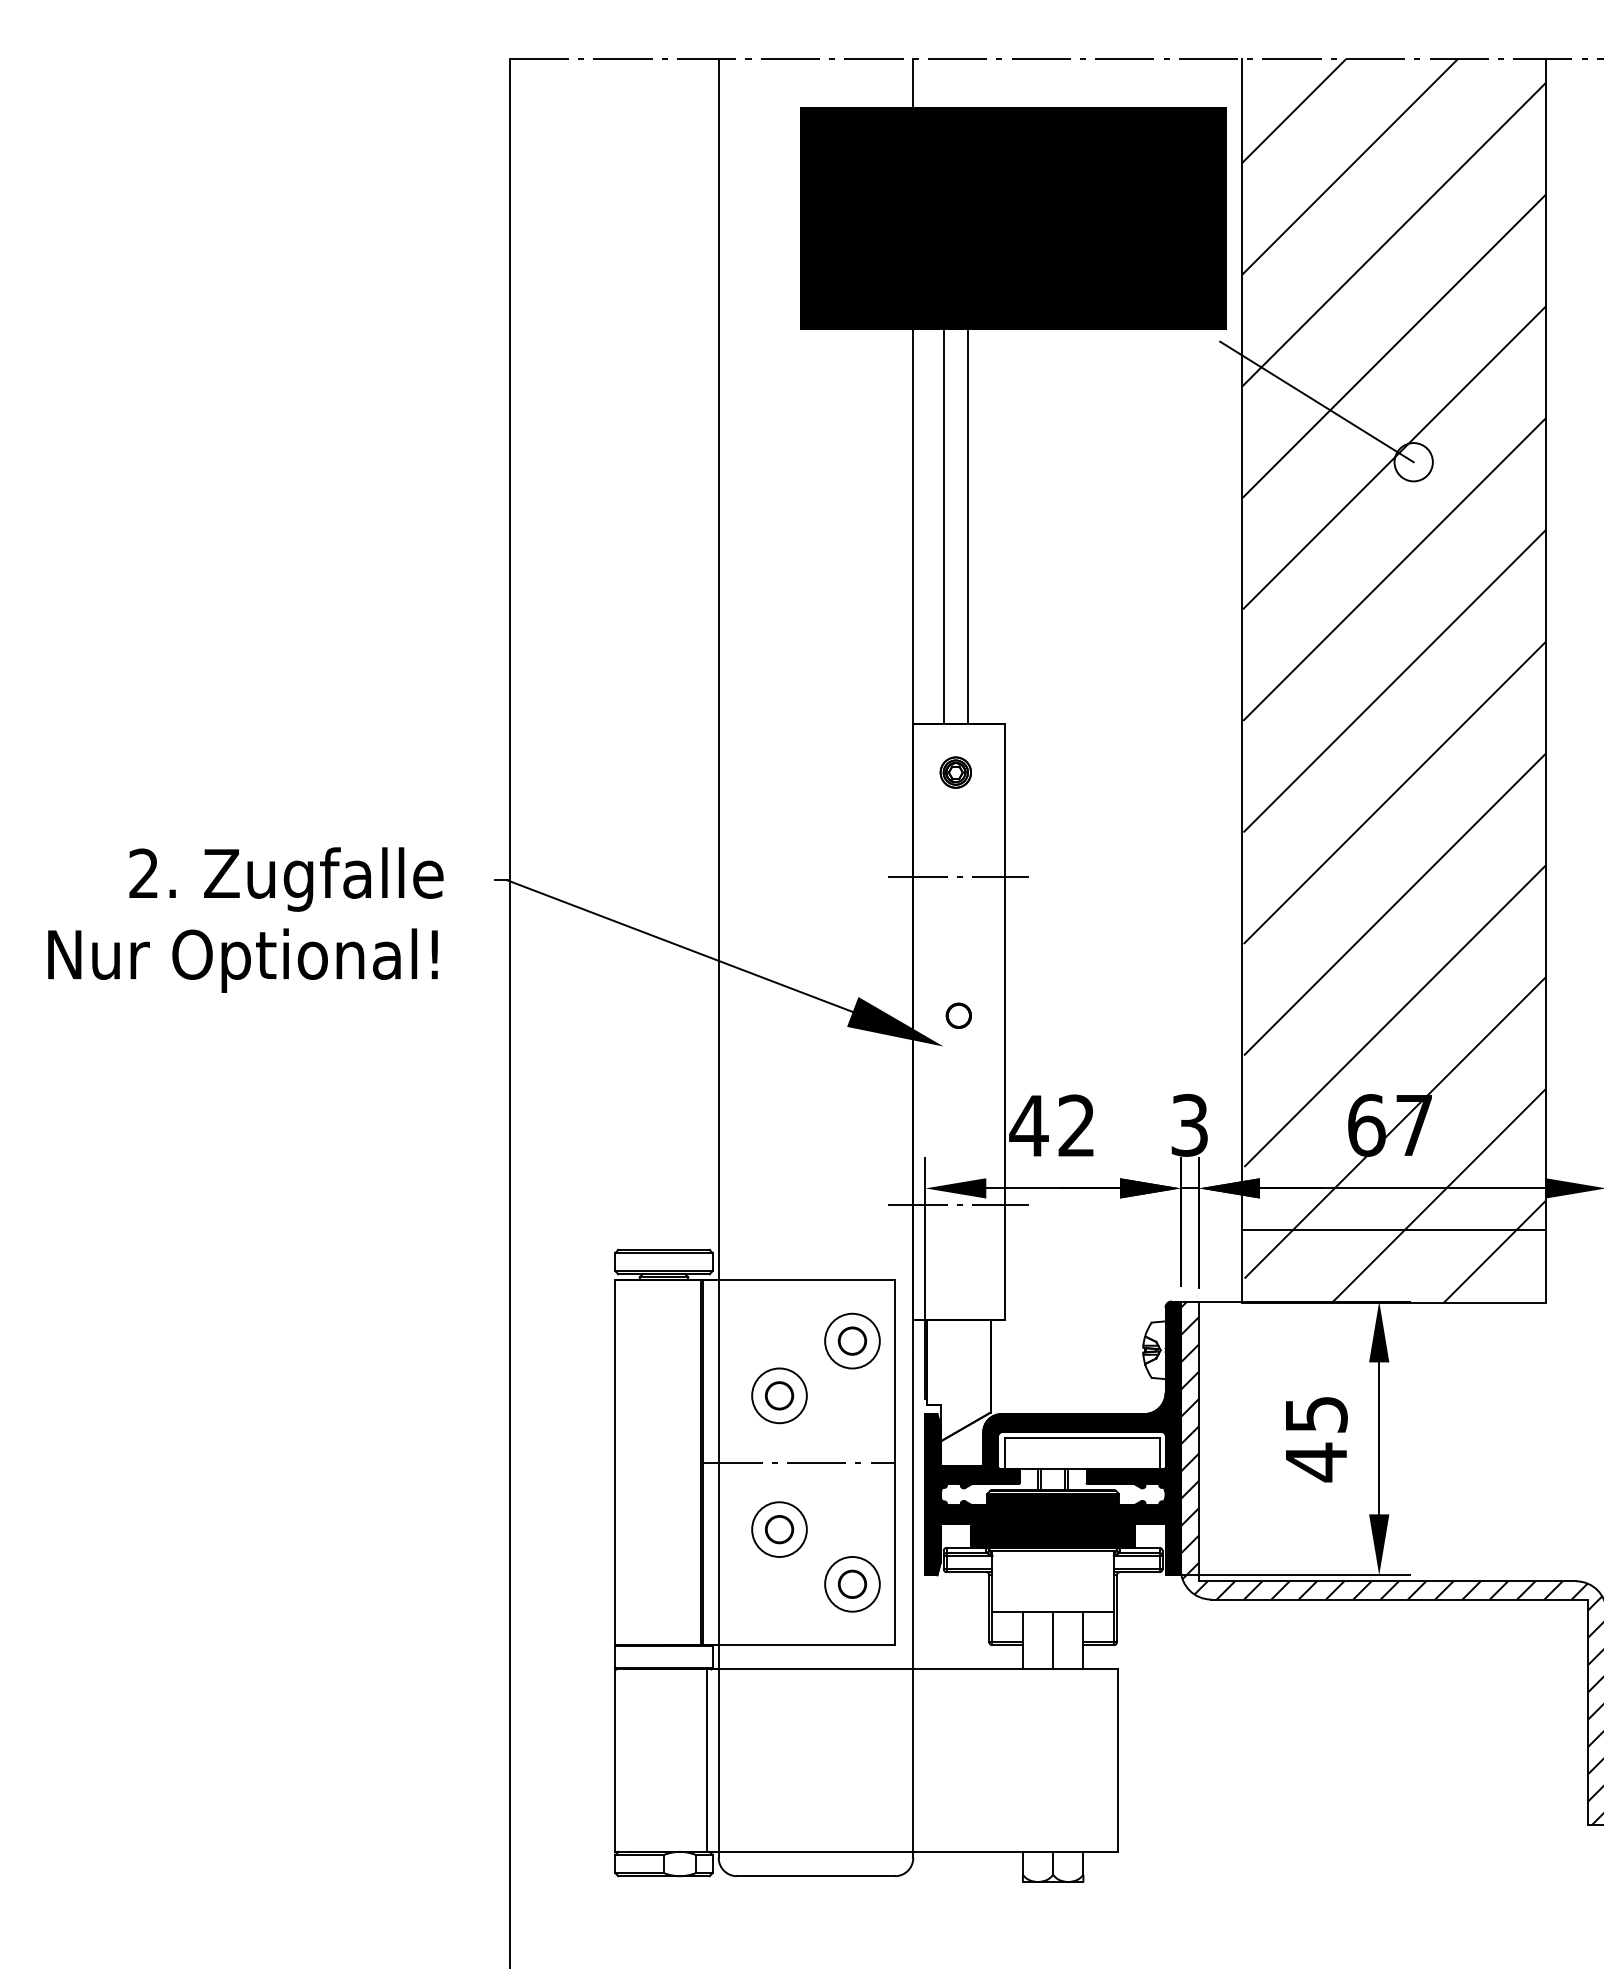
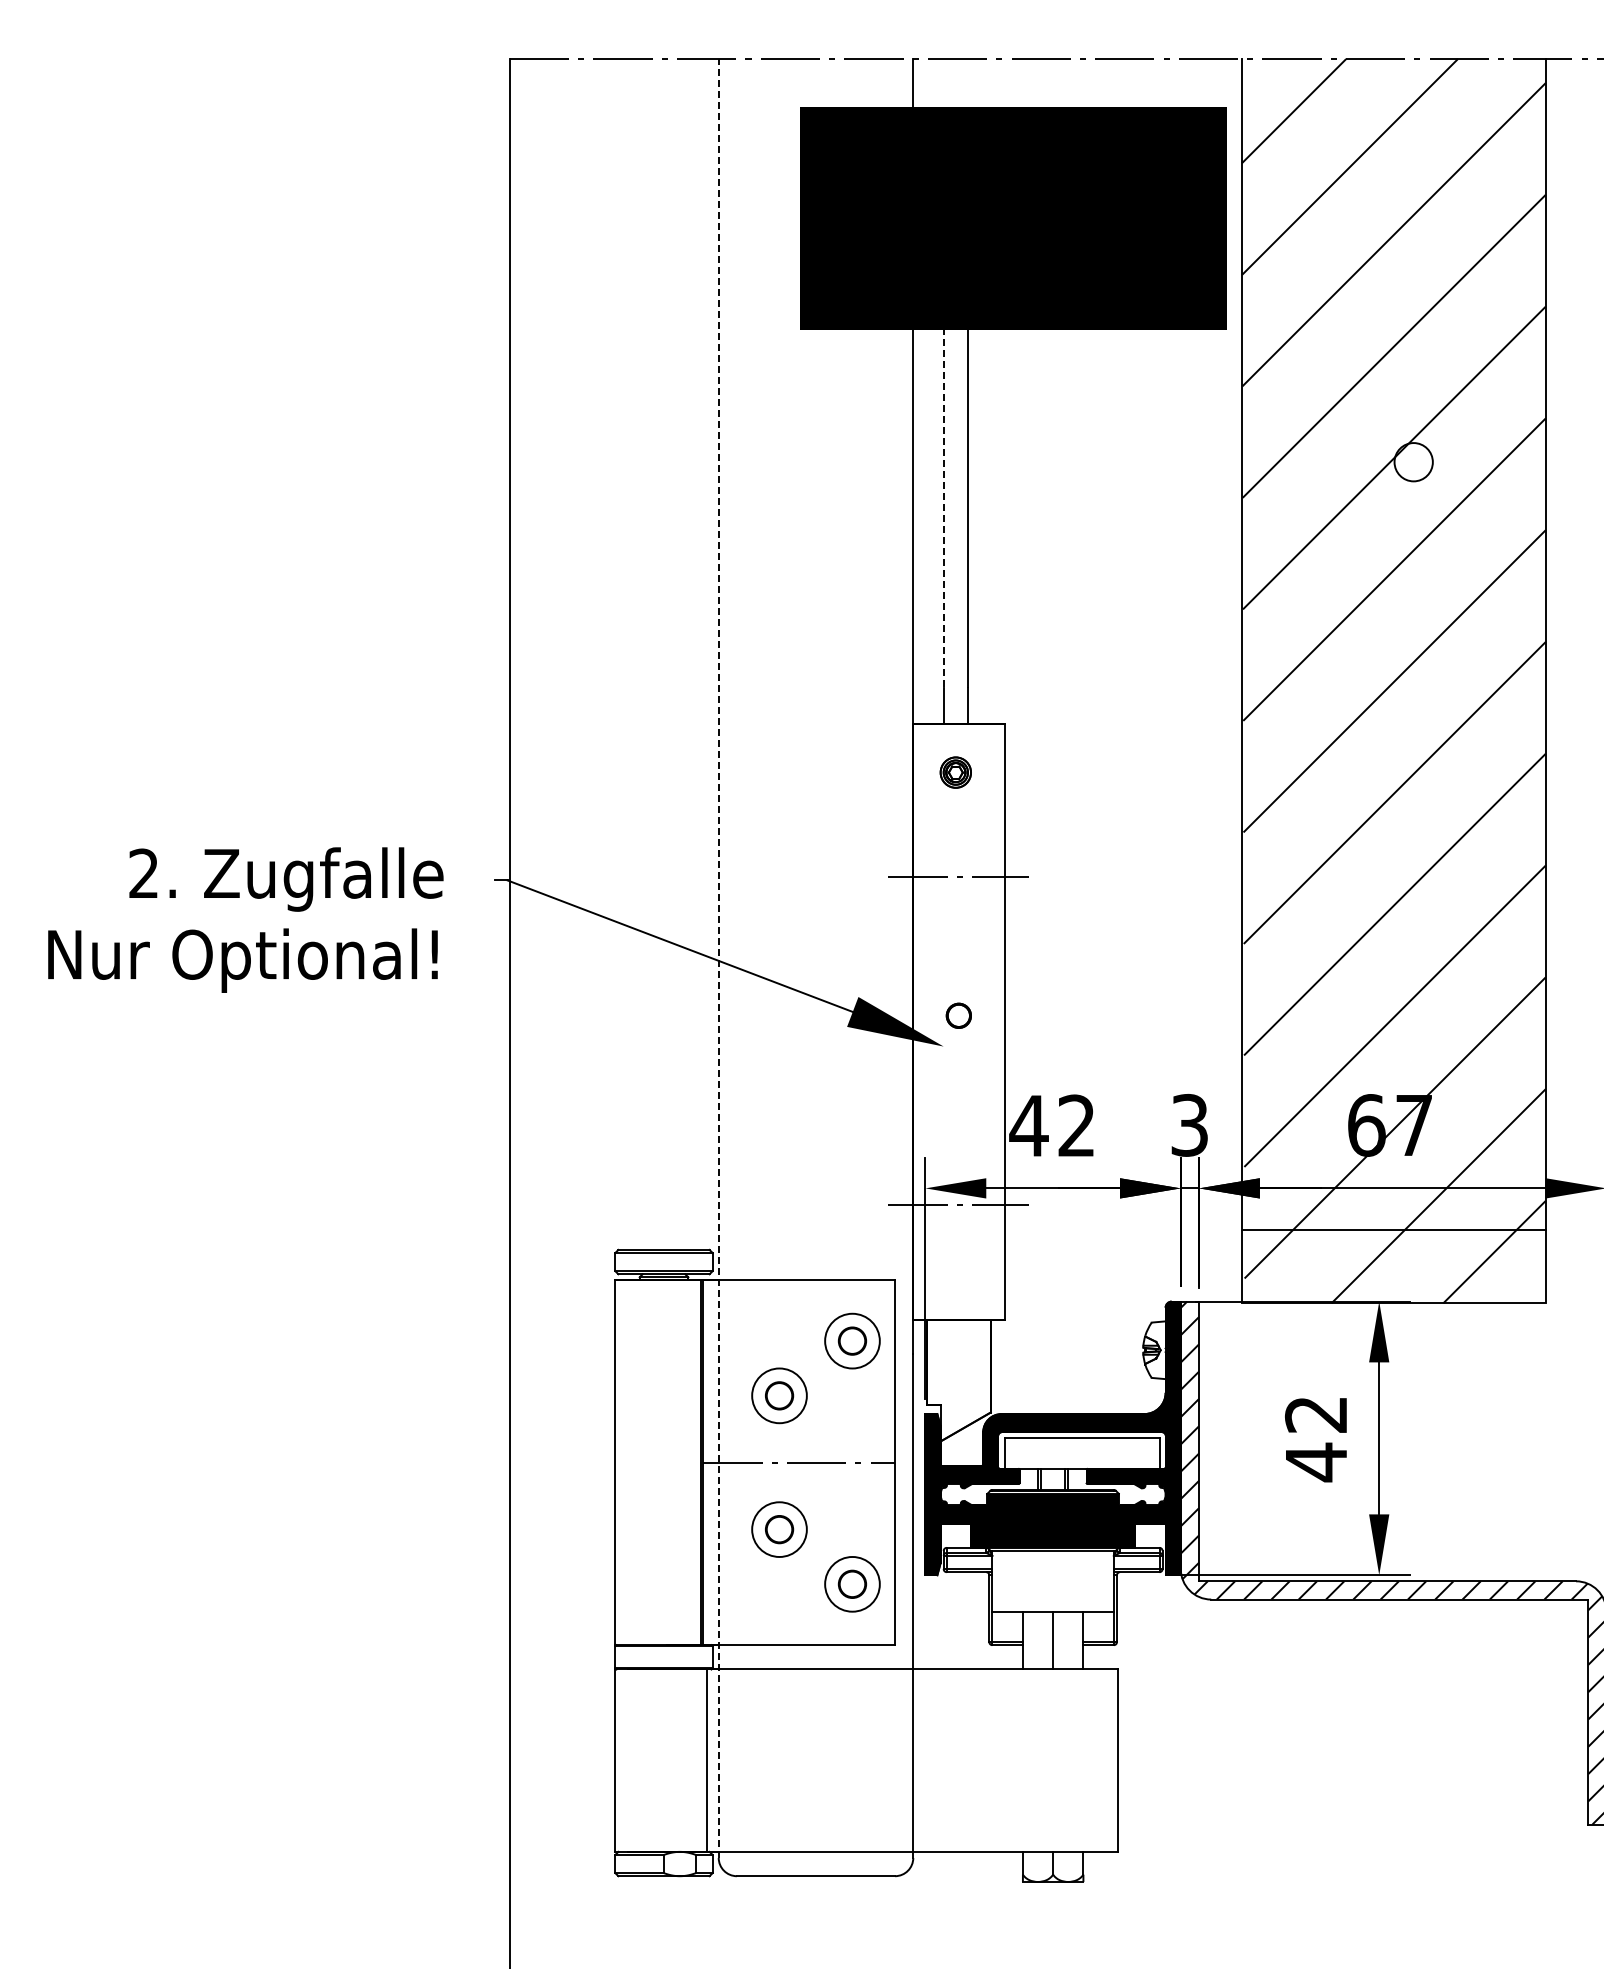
line: present -> none (1316, 401)
line: solid -> dashed (943, 508)
line: solid -> dashed (718, 958)
text: 45 -> 42 (1316, 1414)
